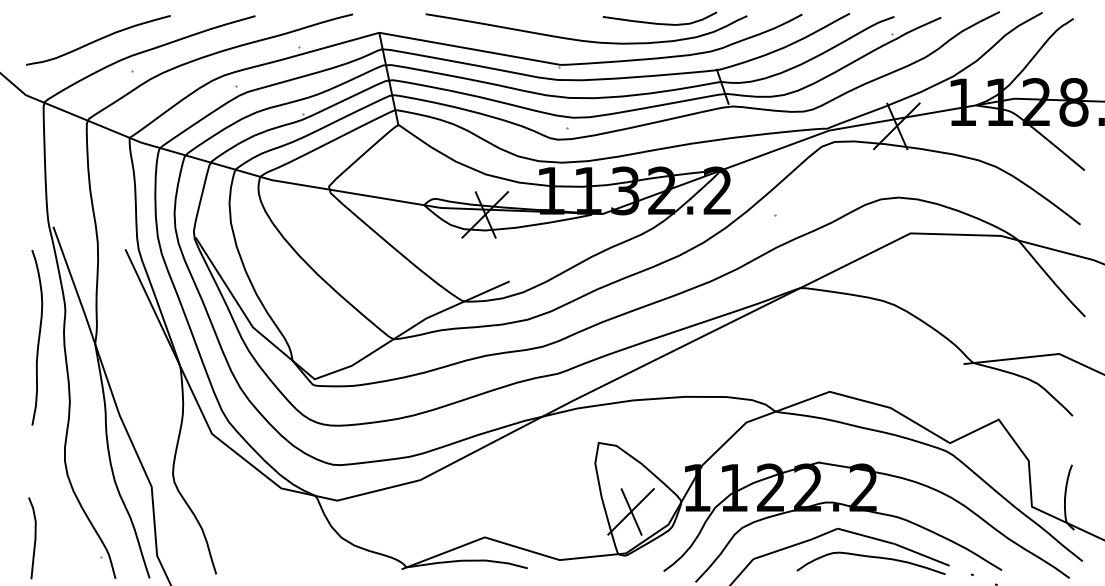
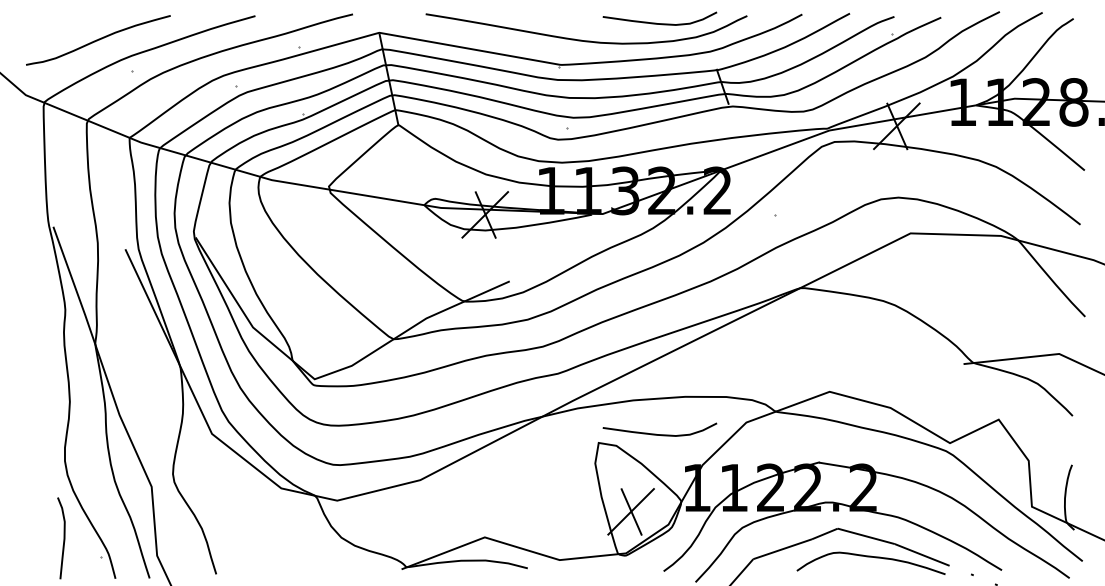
curve: present -> none (38, 337)
curve: none -> present (656, 433)
curve position: (34, 538) -> (63, 538) (63, 538)
